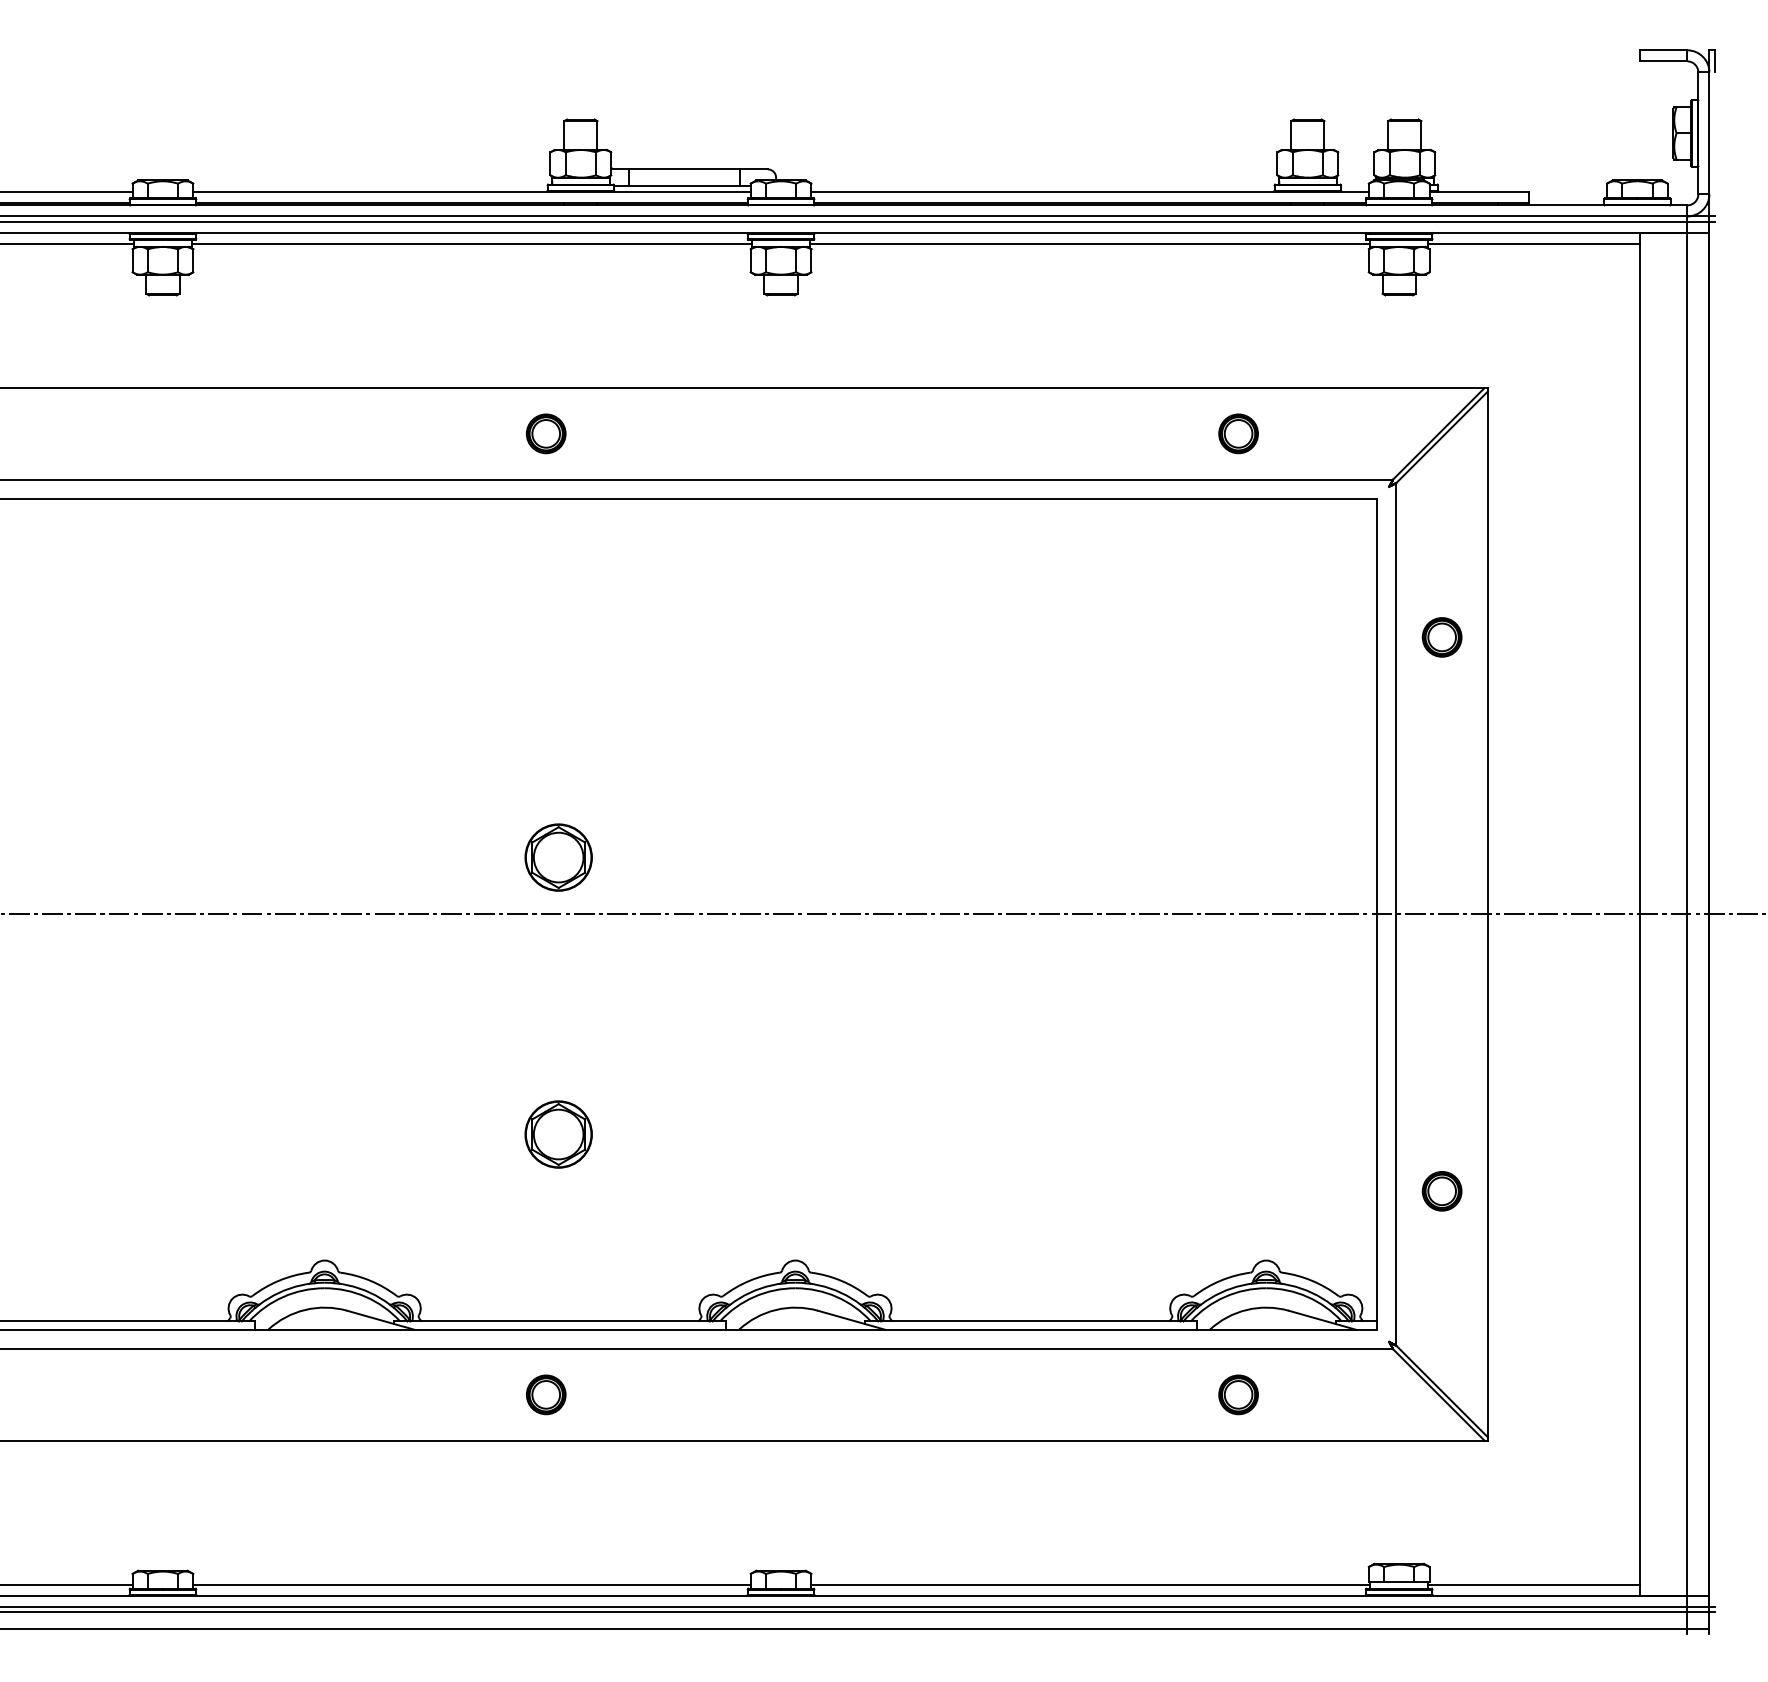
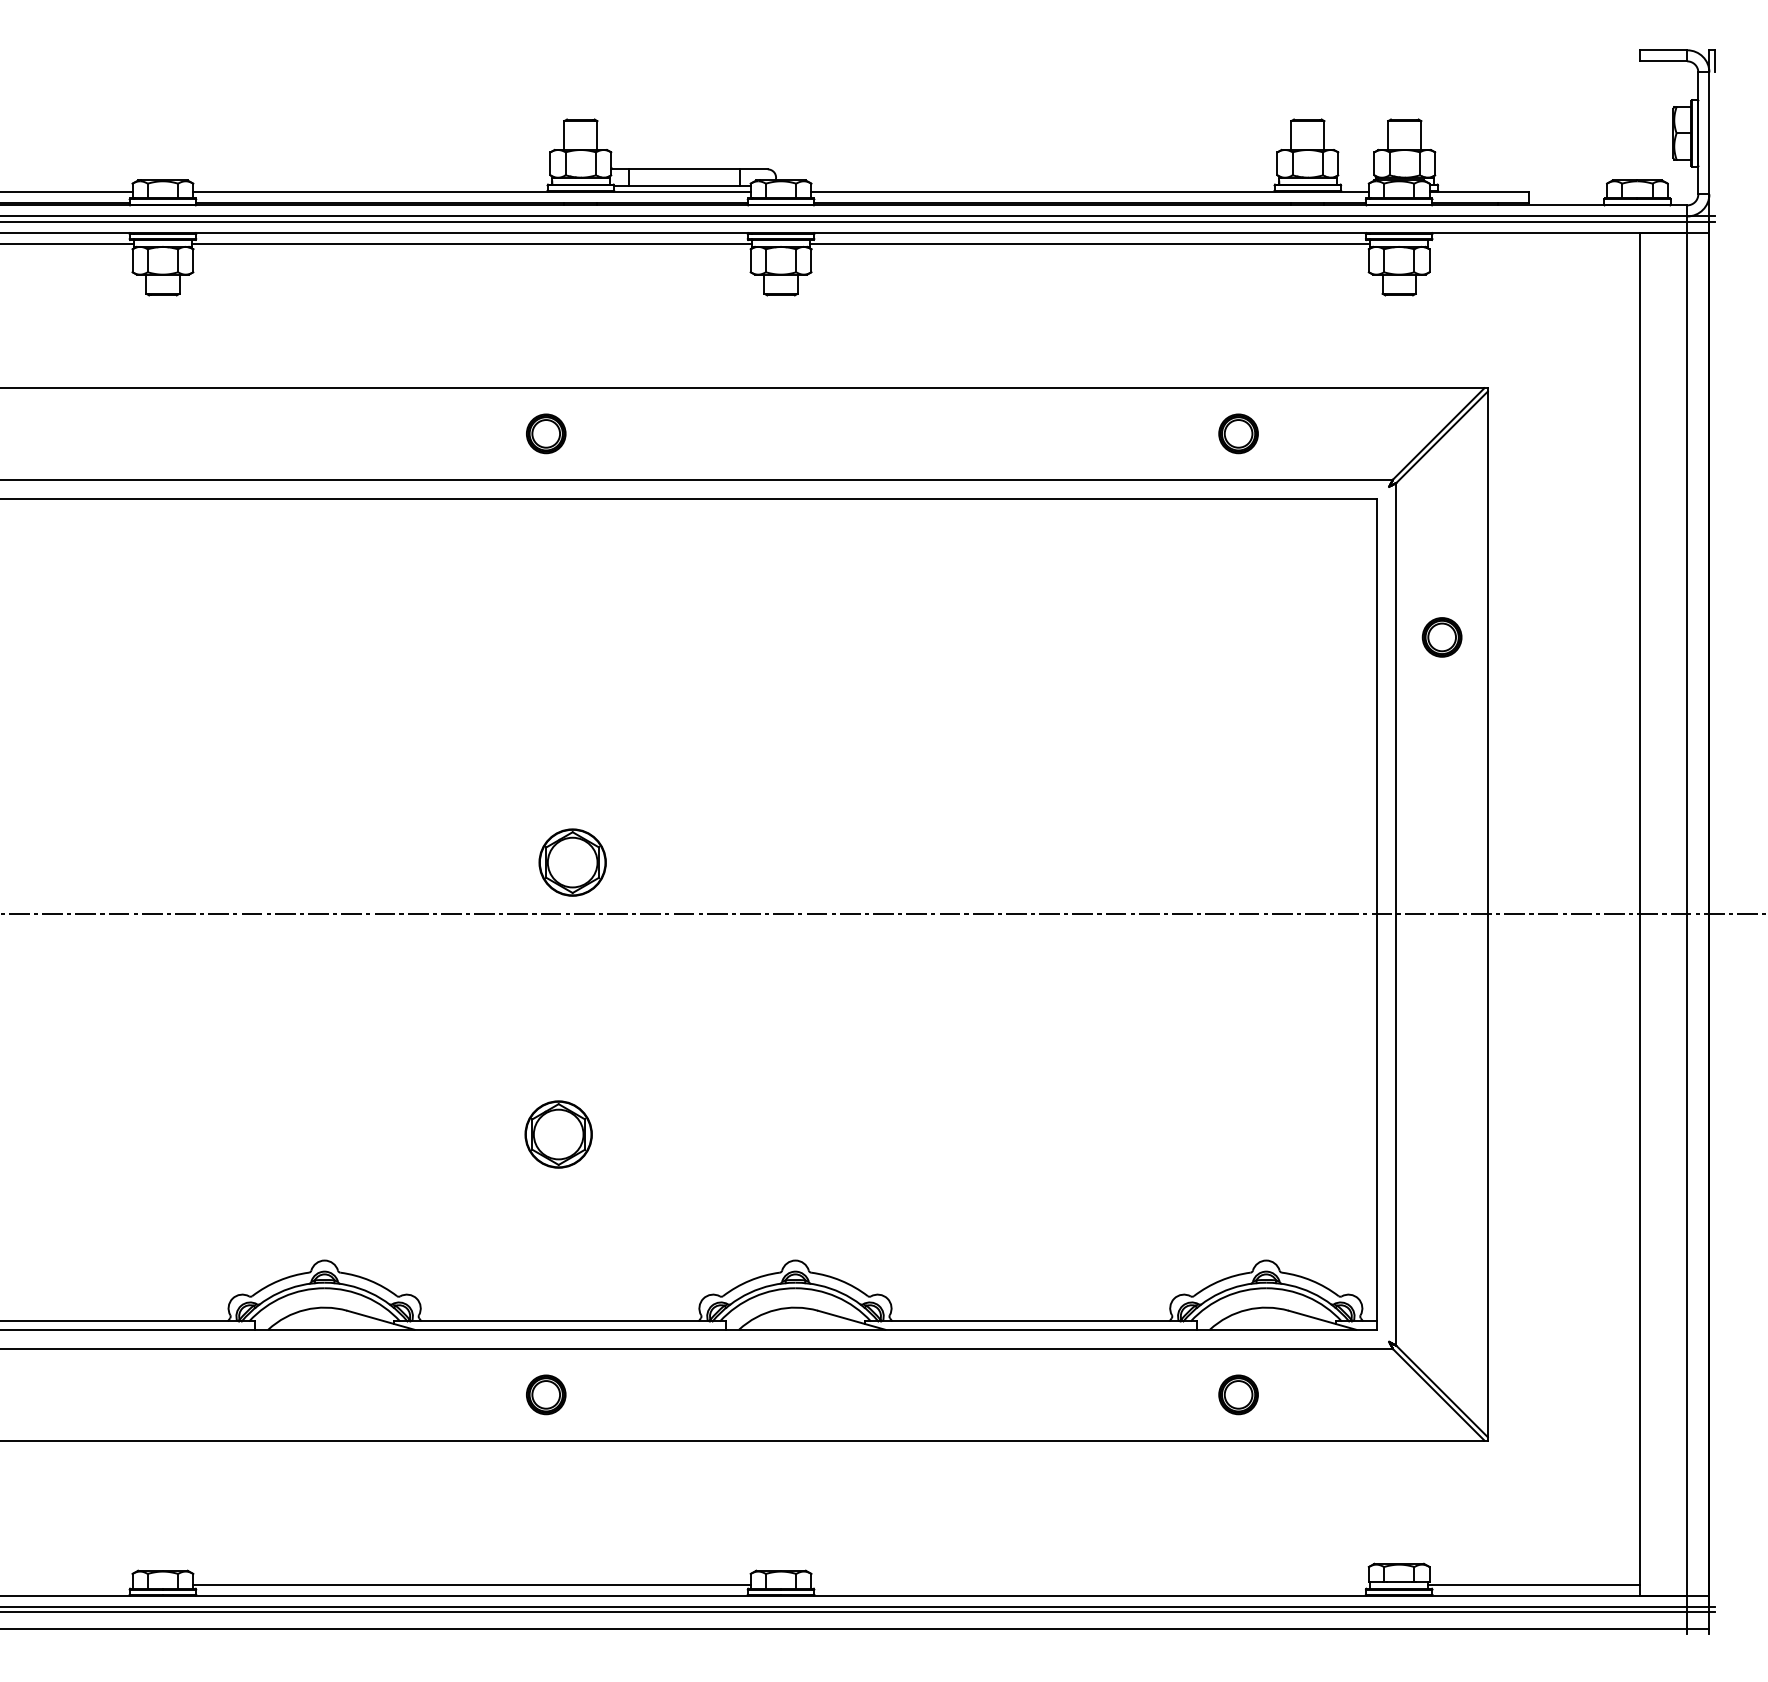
line: present -> none (1534, 244)
part position: (558, 857) -> (572, 862) (572, 862)
part: present -> none (1441, 1191)
line: present -> none (67, 1584)
line: present -> none (1090, 1584)
